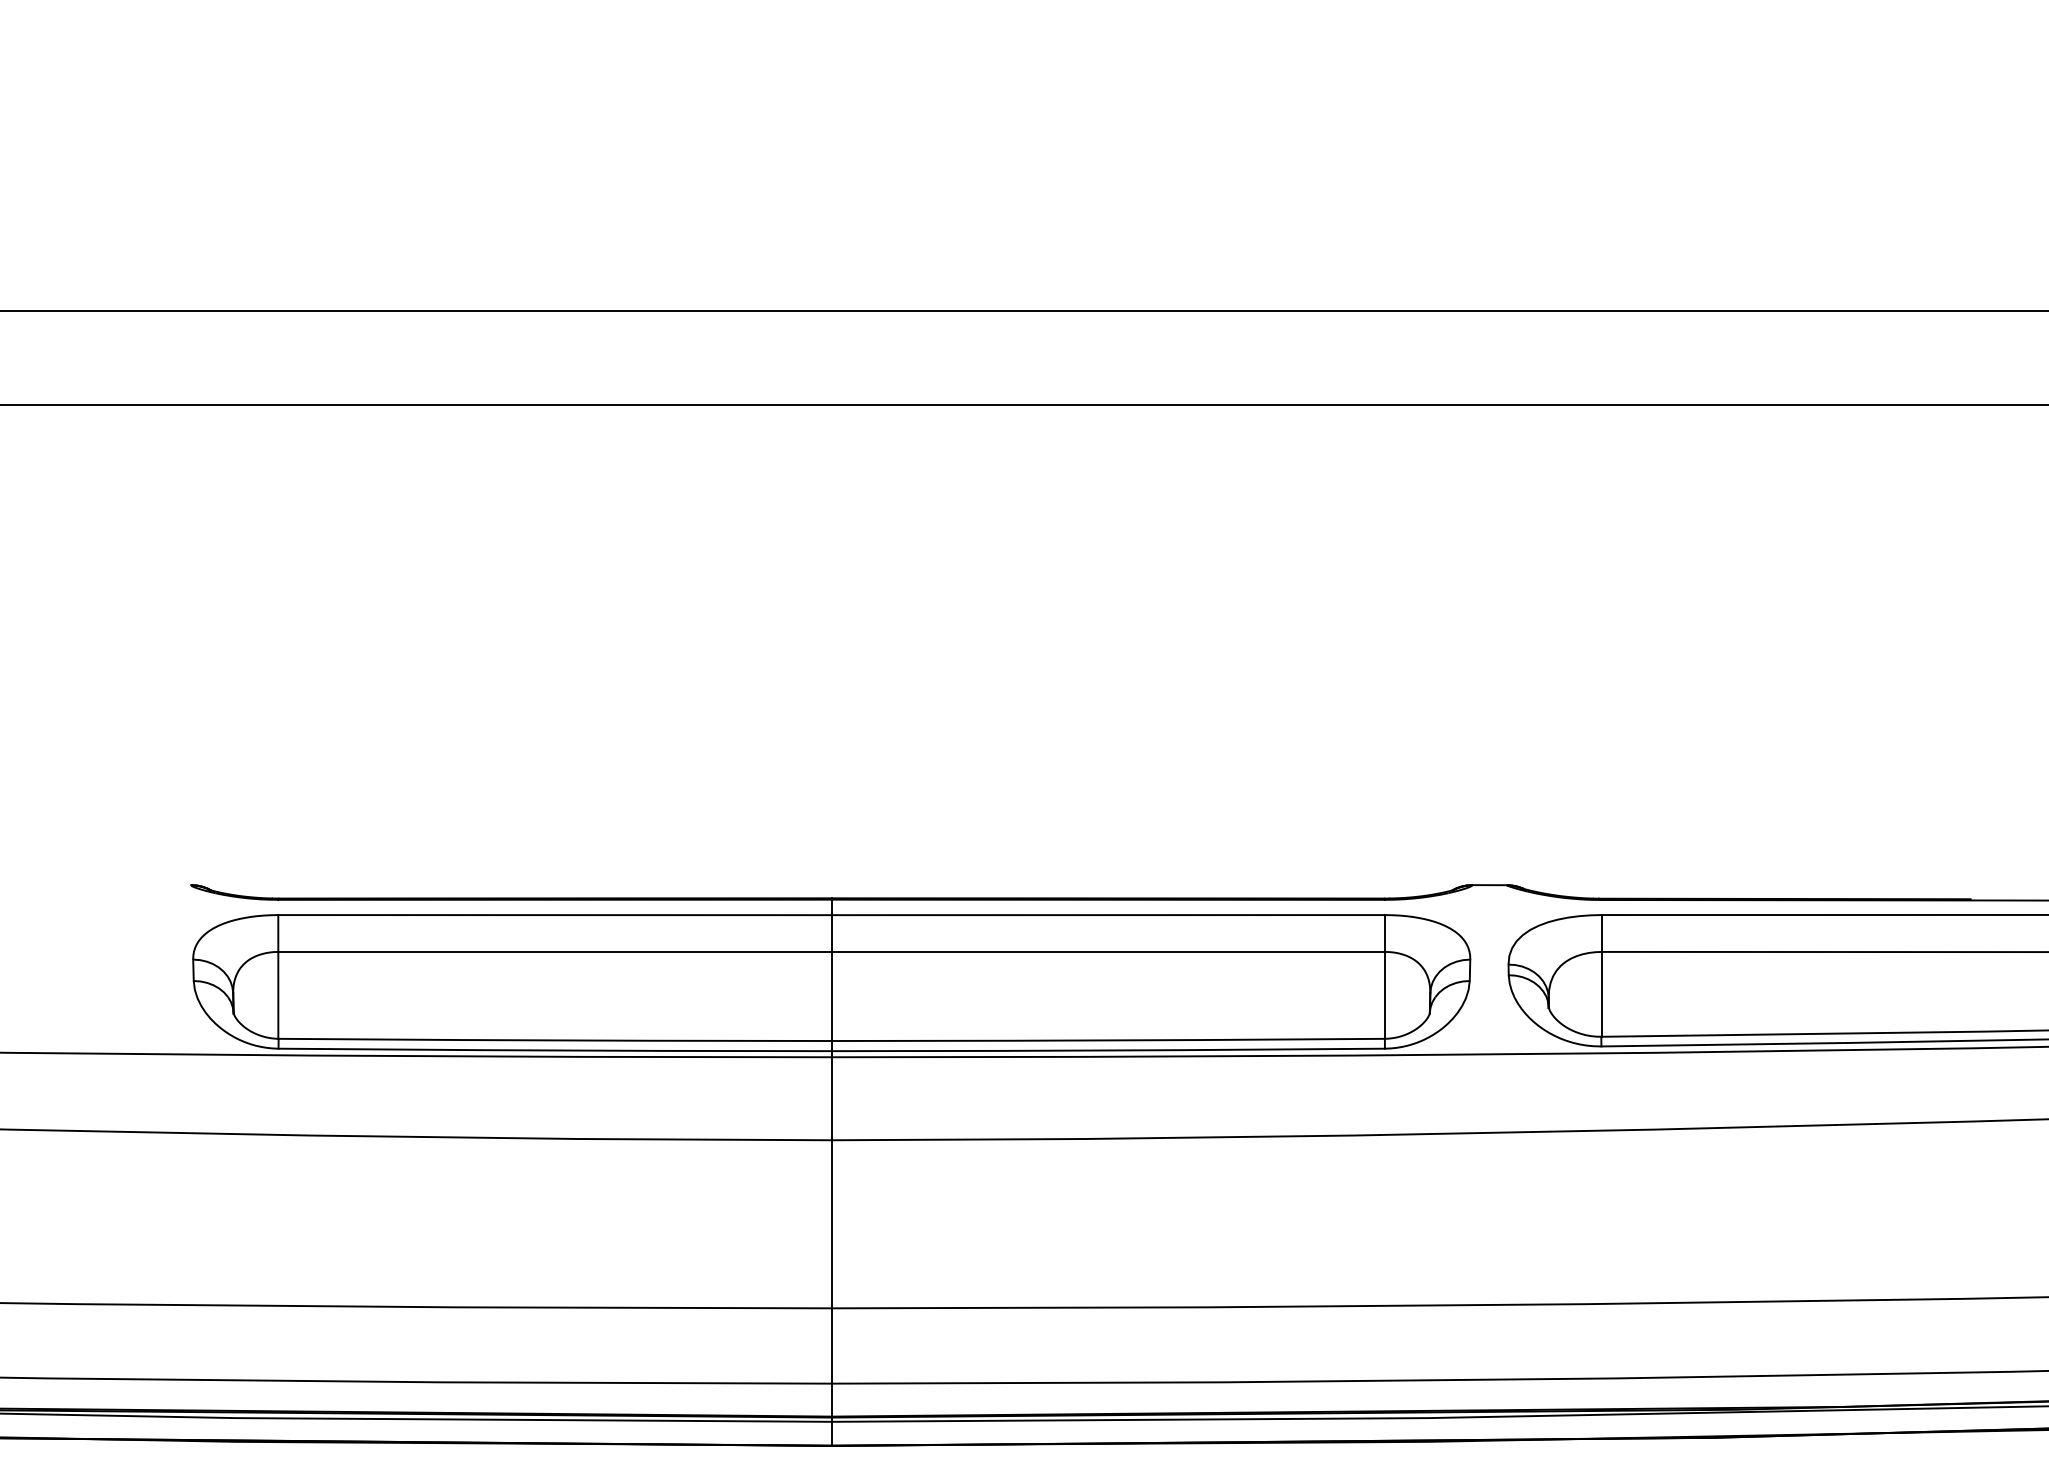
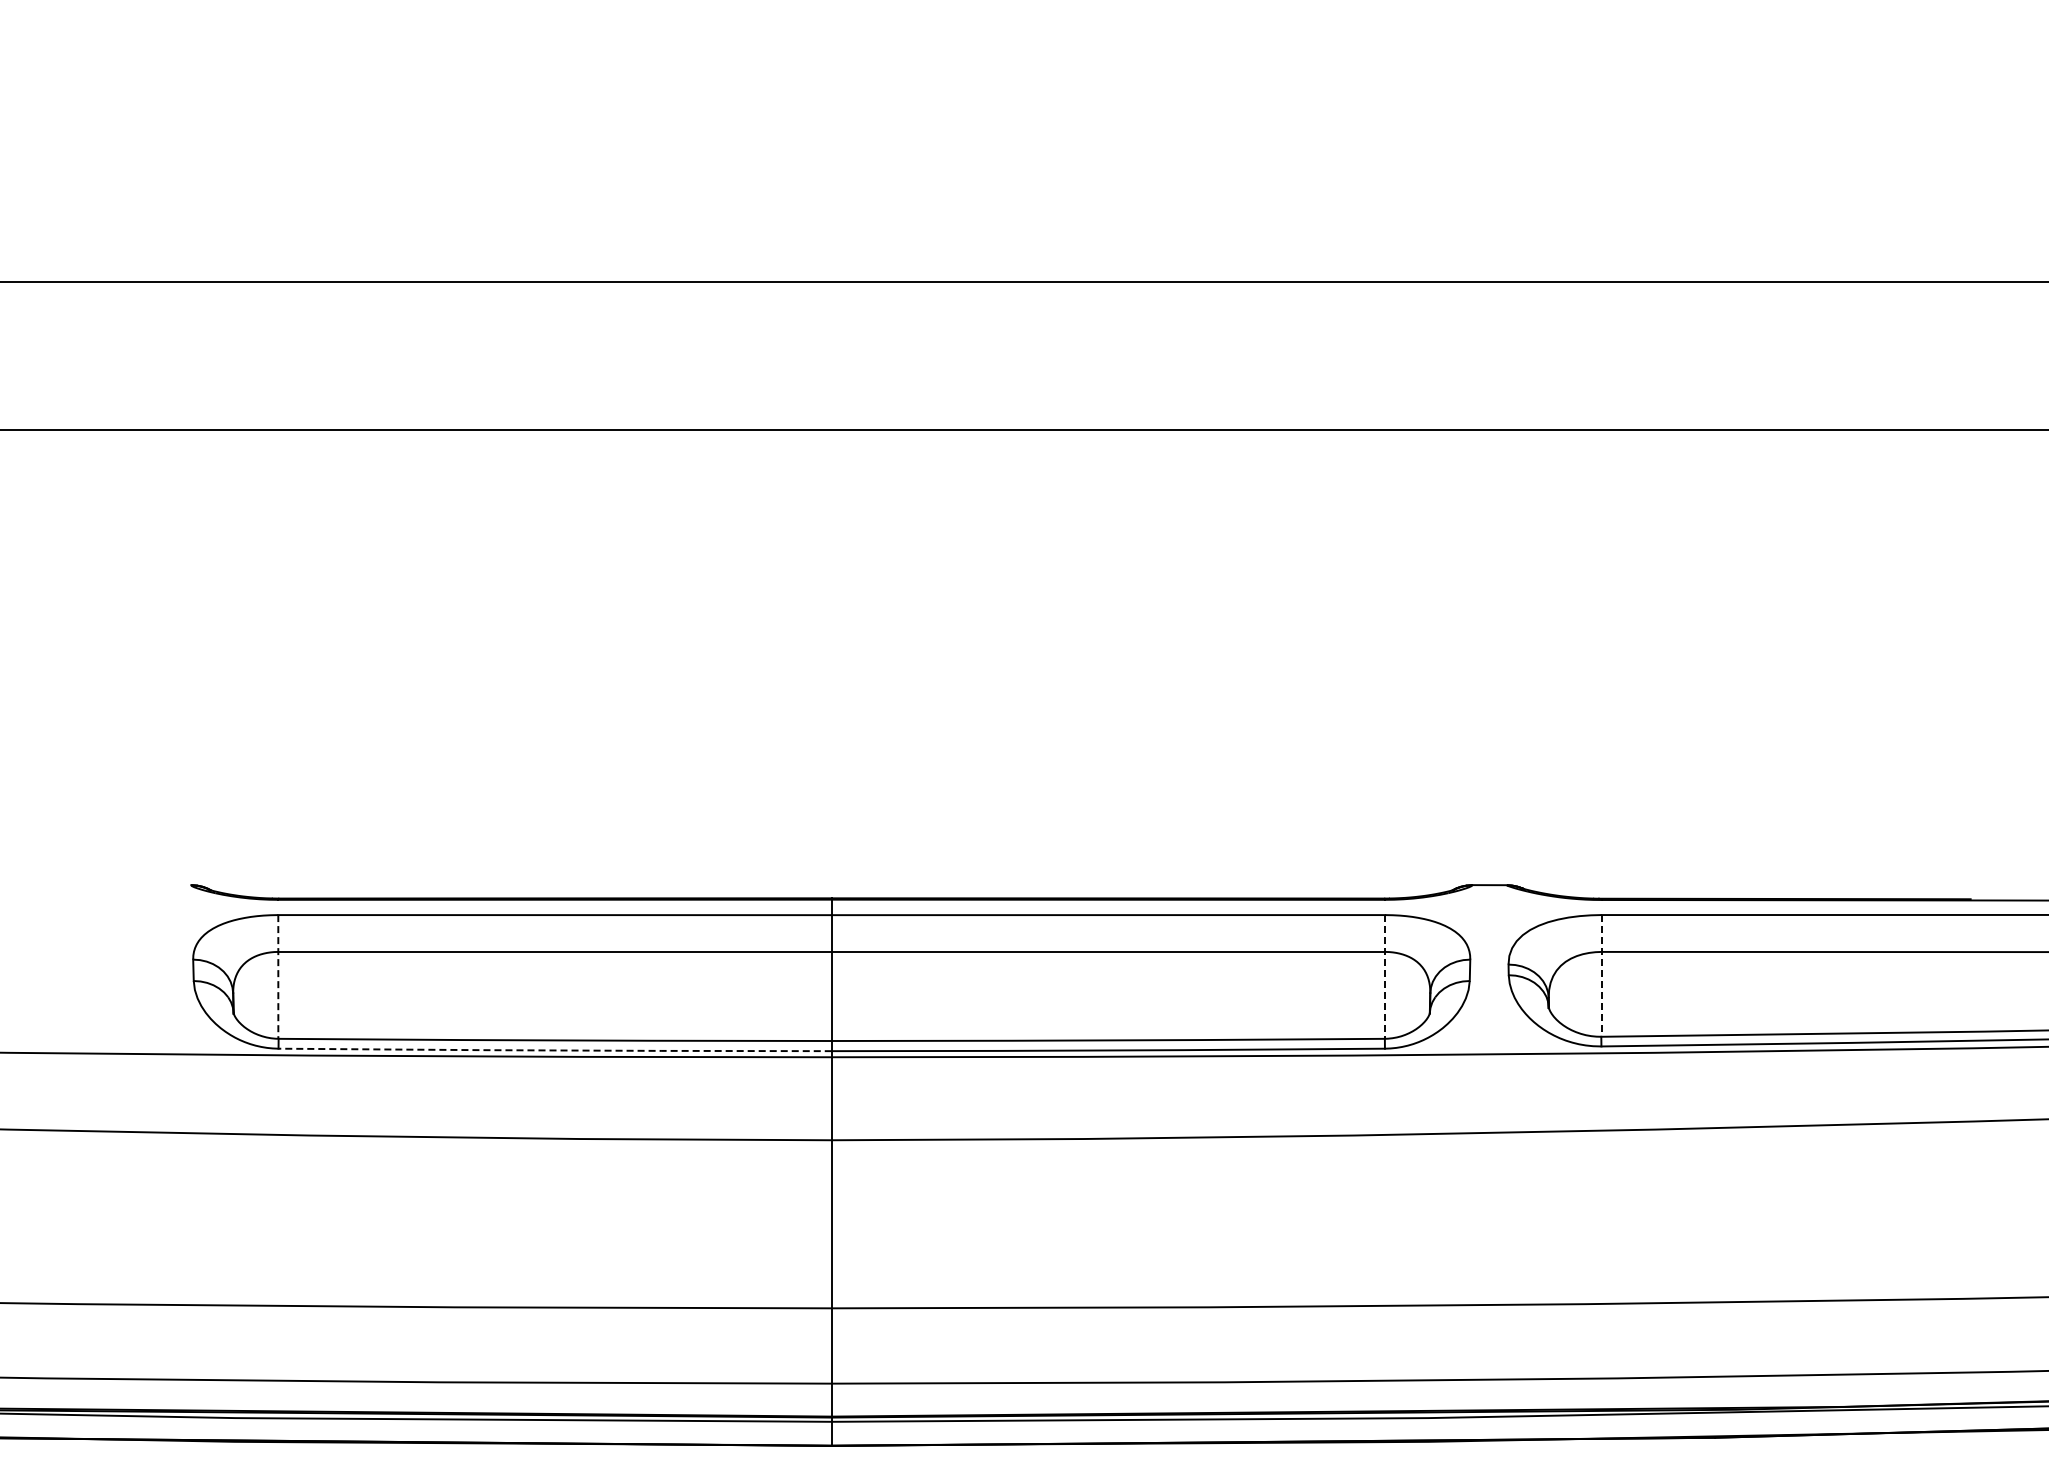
line position: (1023, 311) -> (1023, 282) (1023, 282)
line position: (1023, 405) -> (1023, 430) (1023, 430)
line: solid -> dashed (1601, 975)
line: solid -> dashed (278, 976)
line: solid -> dashed (1385, 976)
line: solid -> dashed (554, 1050)
